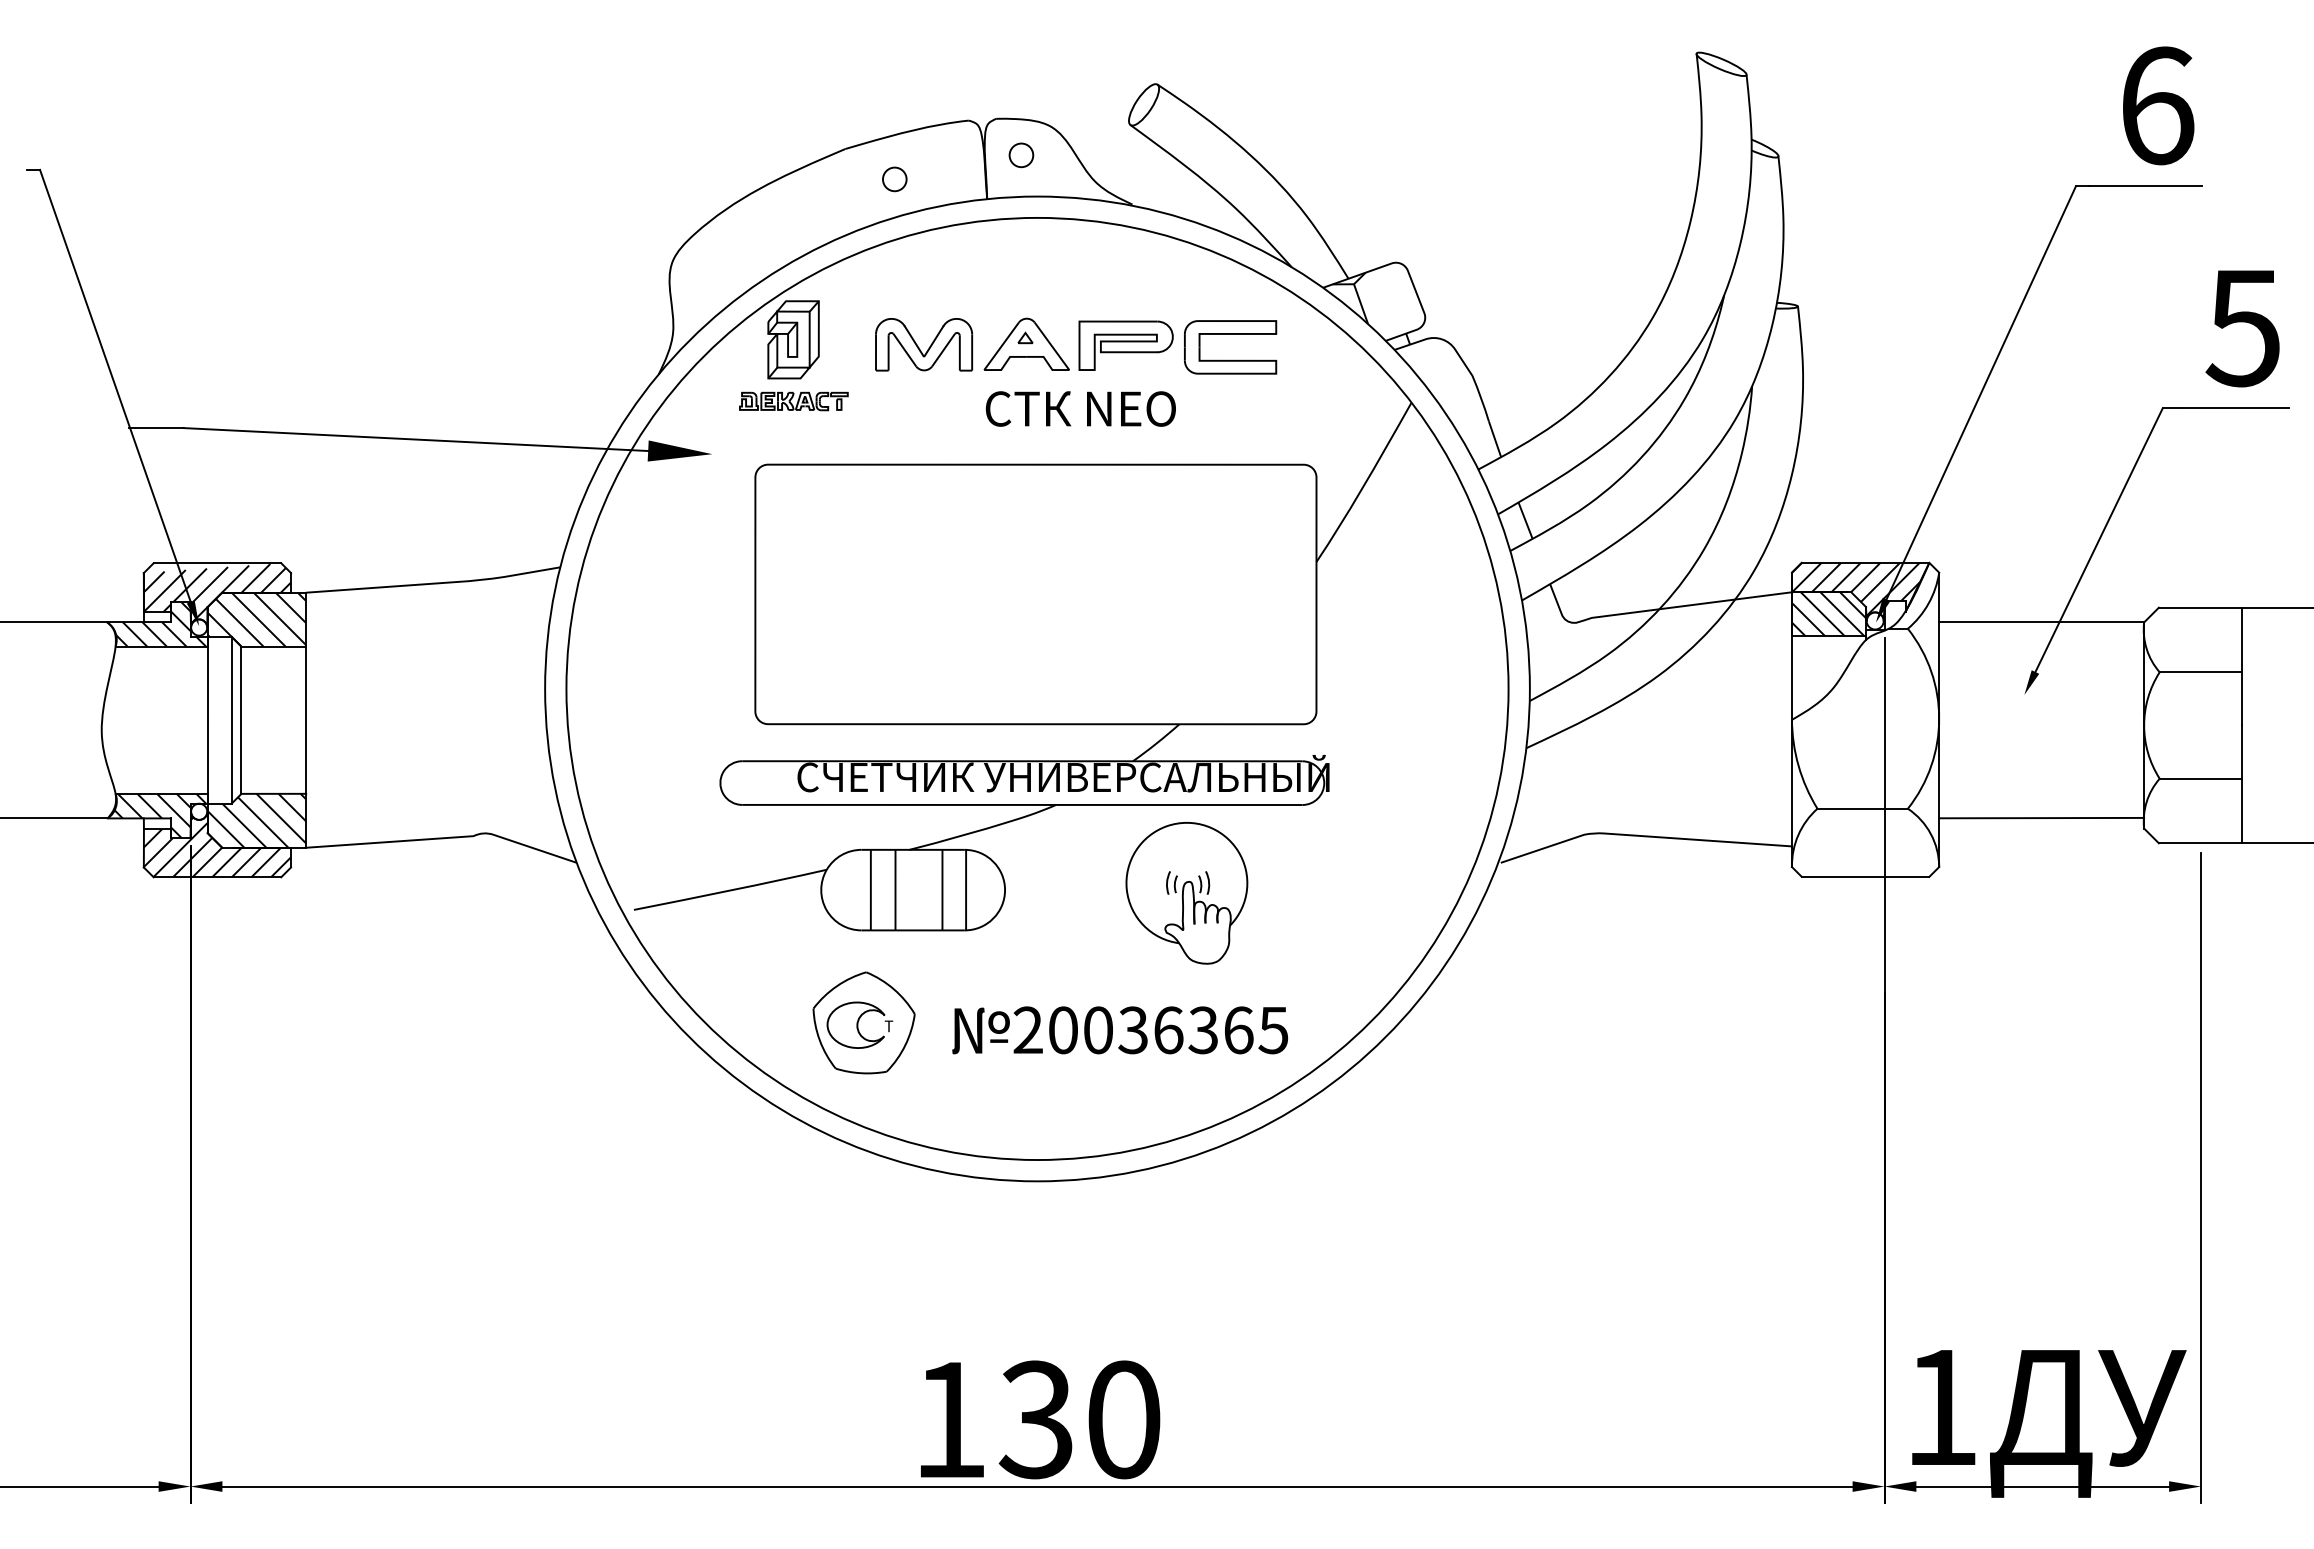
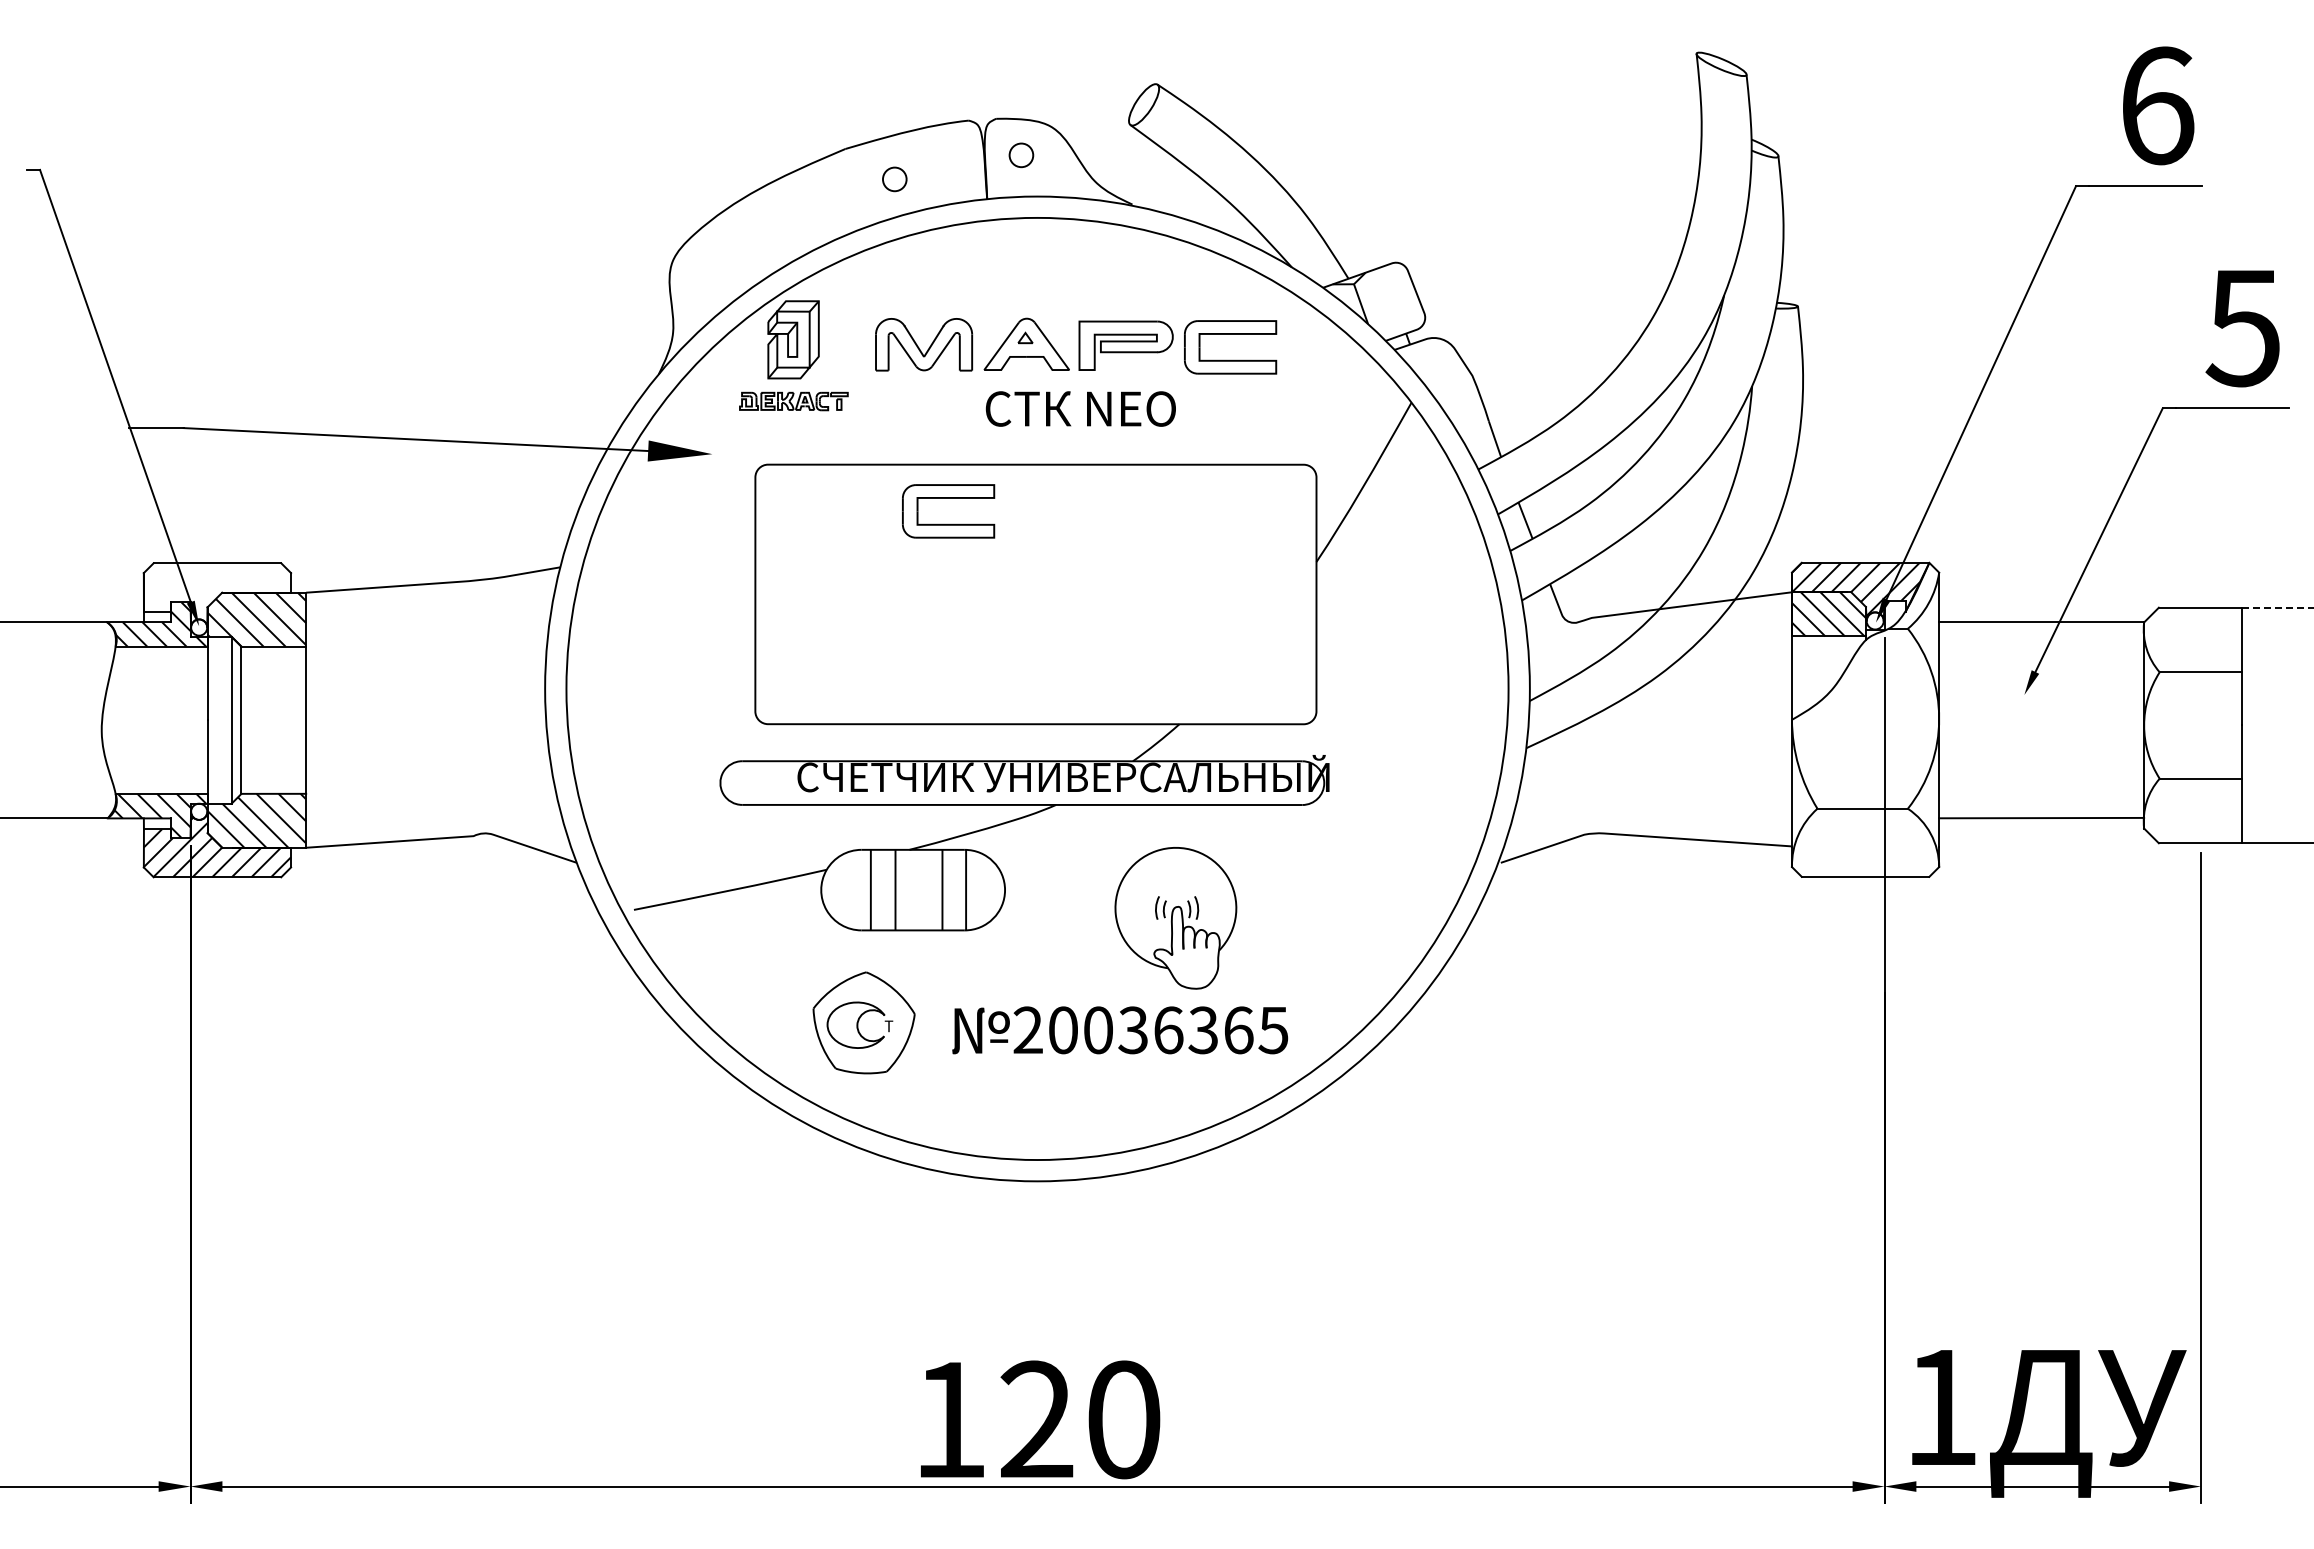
part: none -> present (948, 523)
hatch: present -> none (217, 595)
line: solid -> dashed (2278, 607)
part position: (1186, 893) -> (1175, 918) (1175, 918)
text: 130 -> 120 (1035, 1419)
